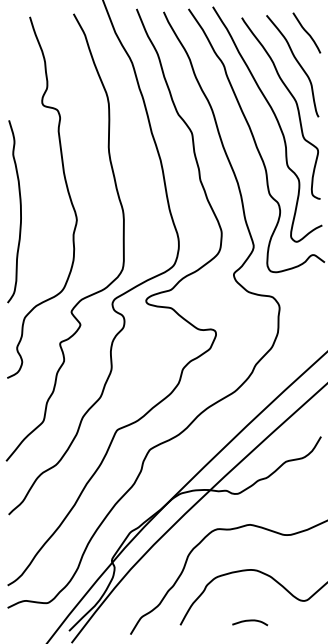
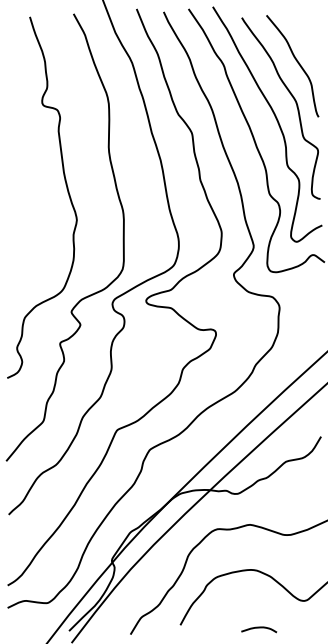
curve: present -> none (306, 32)
curve: present -> none (20, 211)
curve position: (250, 621) -> (259, 628) (259, 628)
